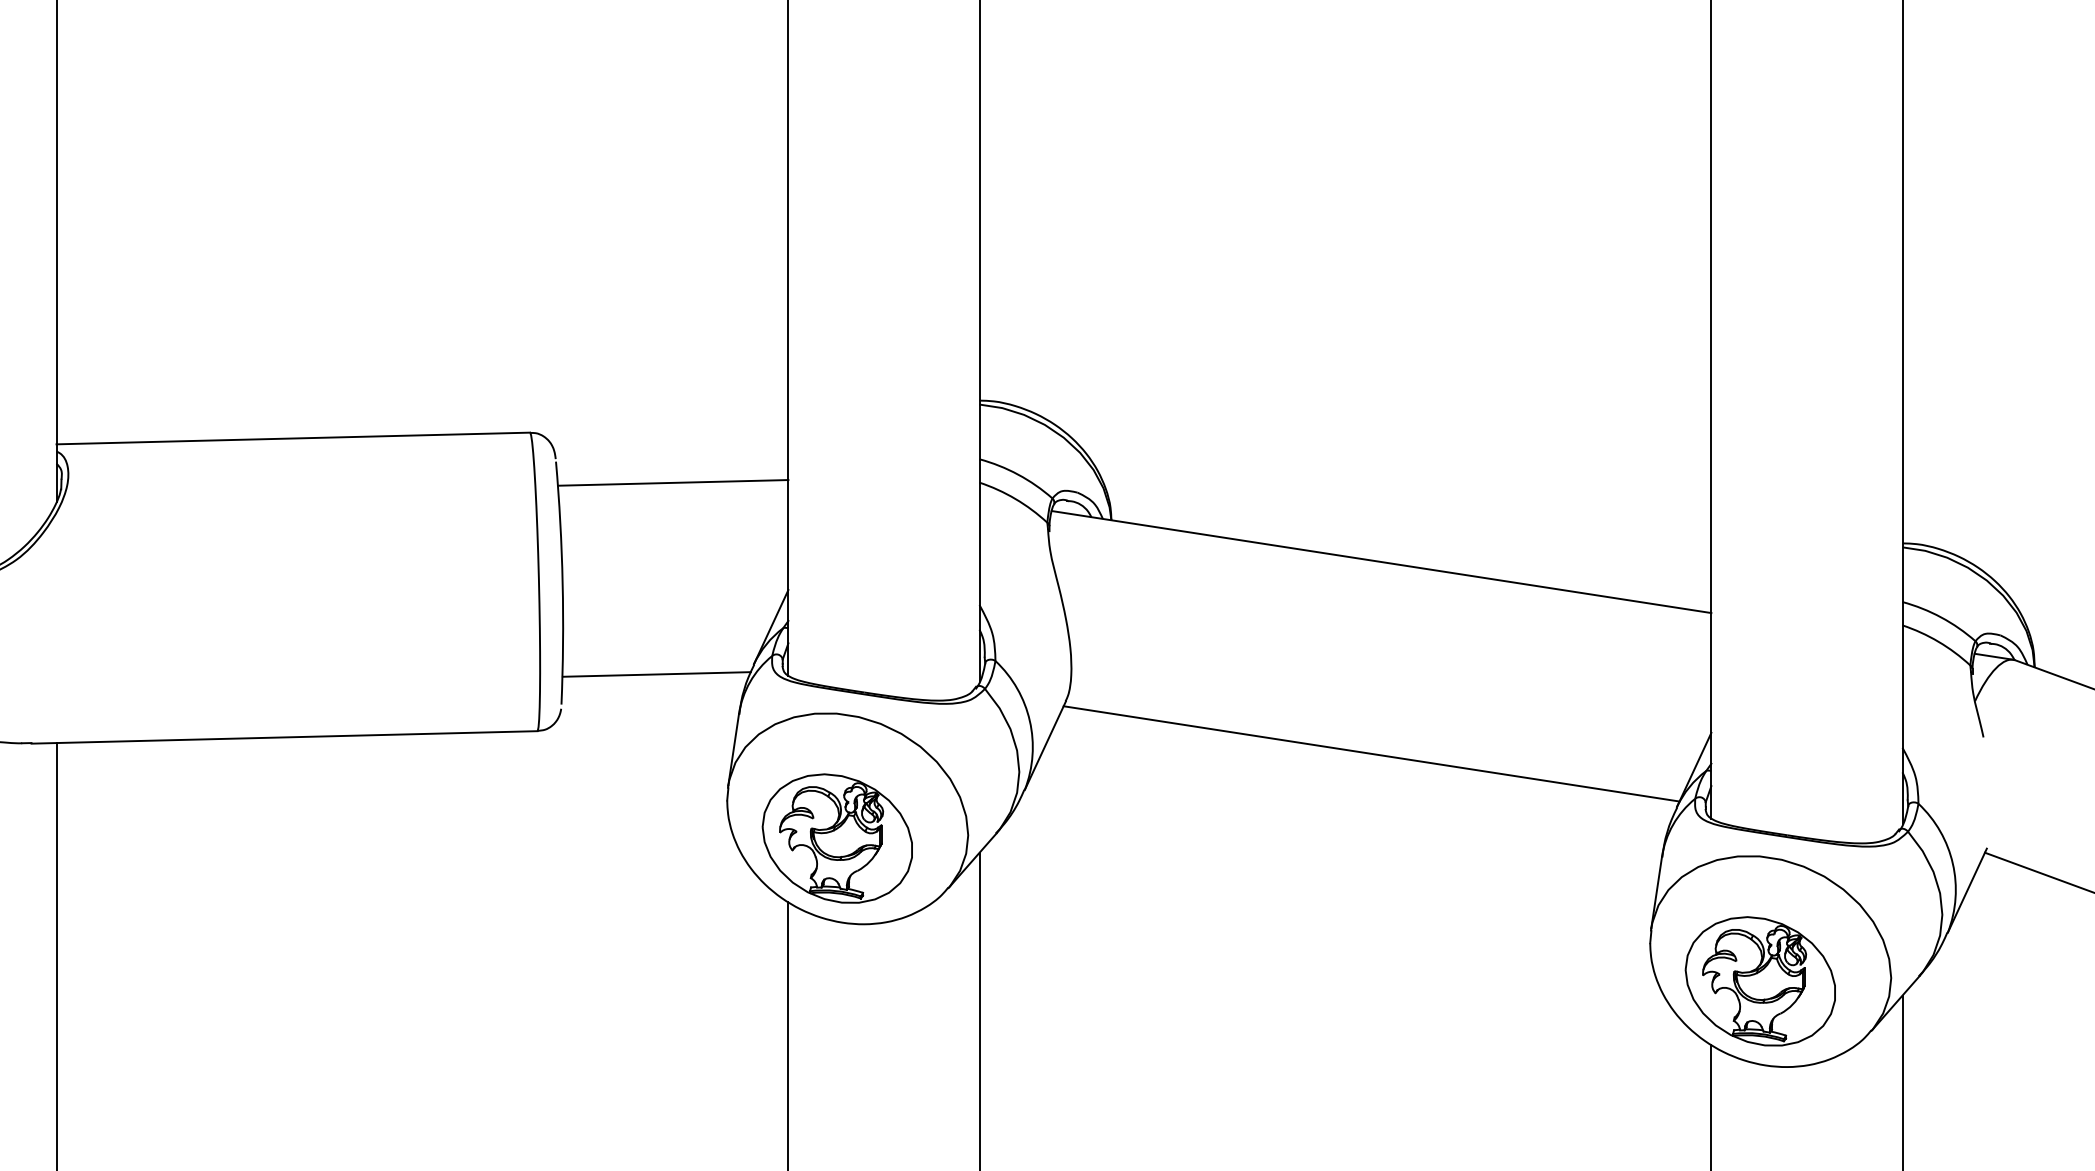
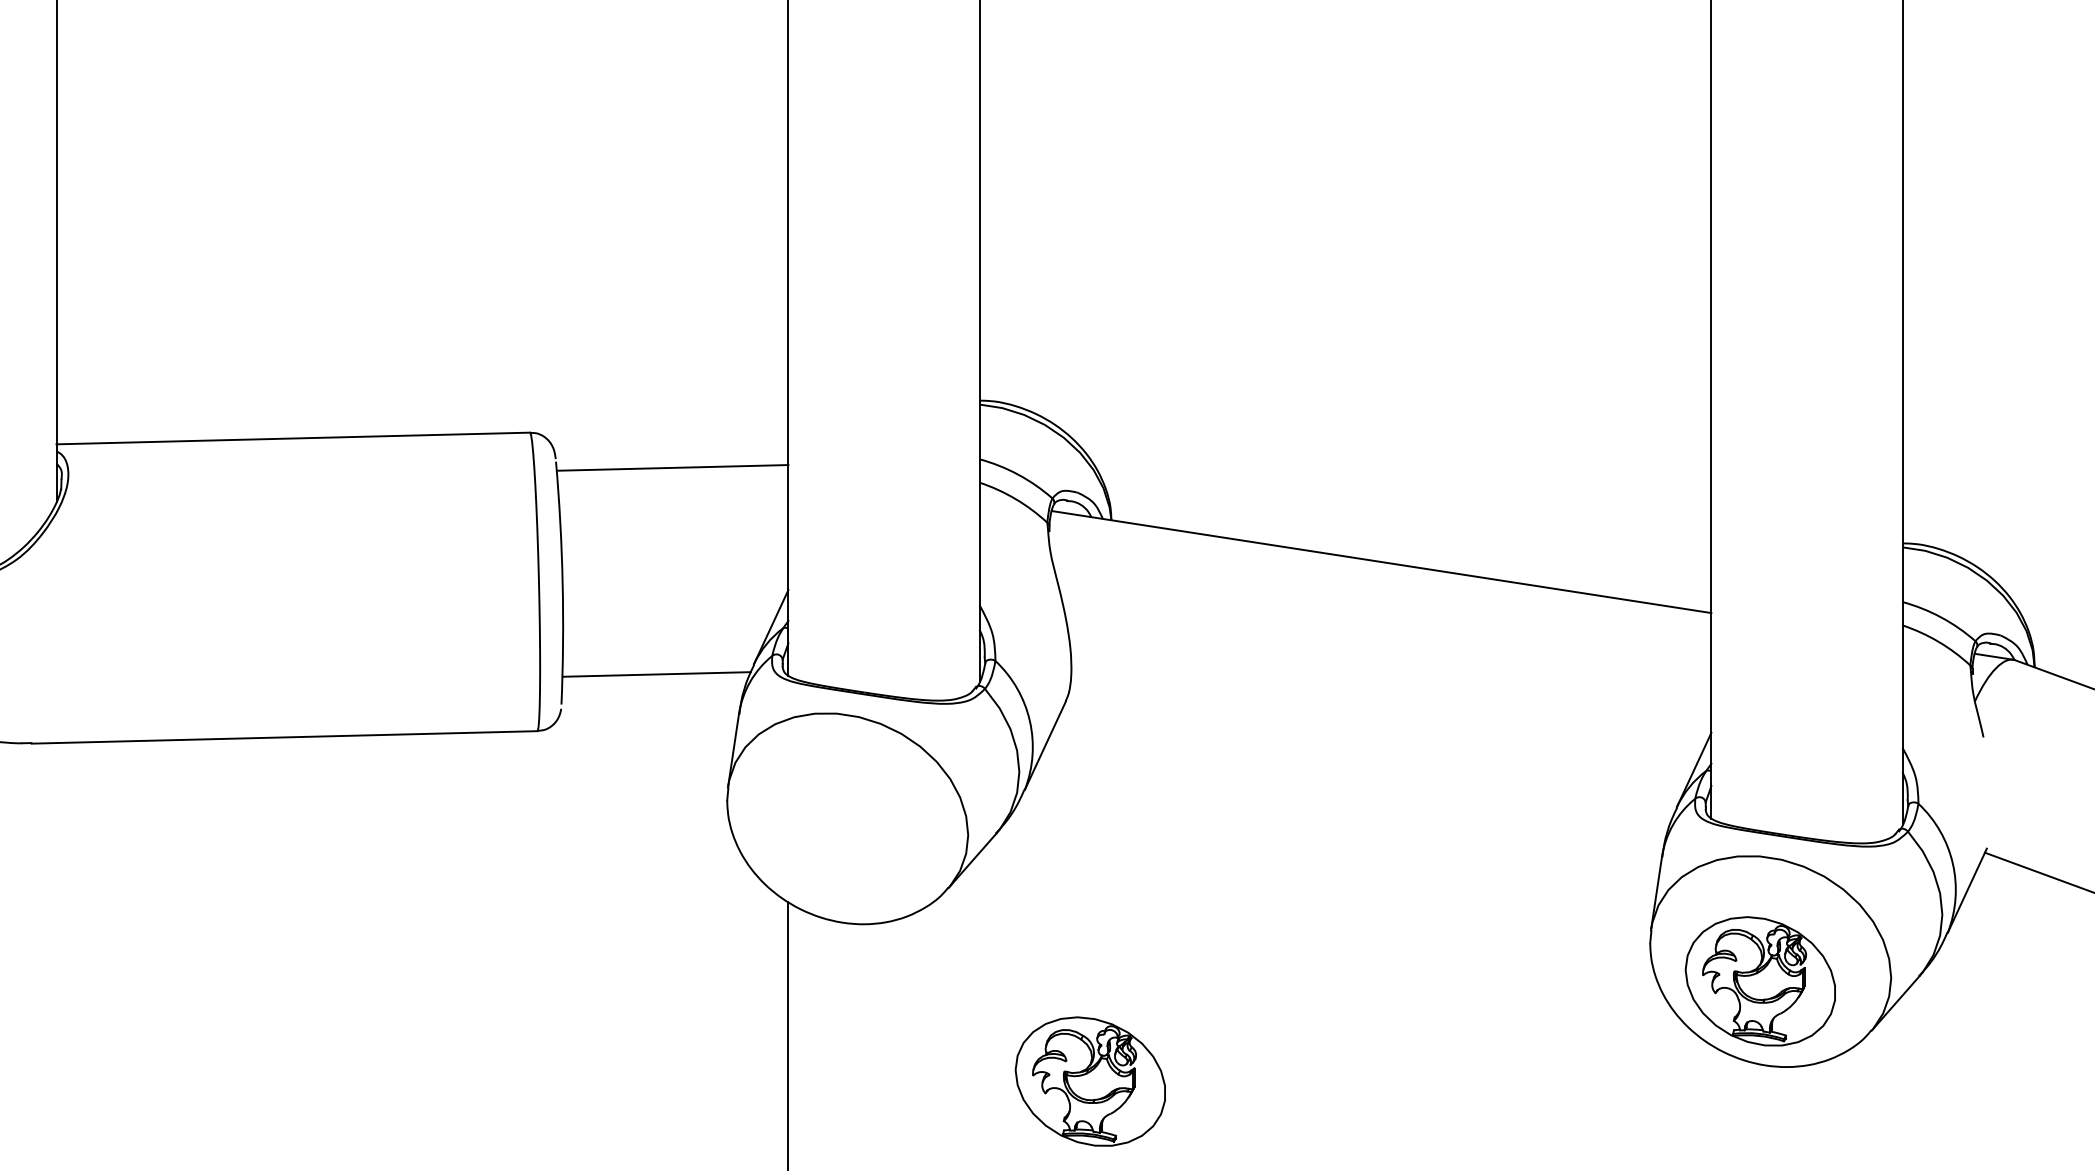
line position: (673, 482) -> (673, 467) (673, 467)
line: present -> none (1371, 753)
part position: (836, 838) -> (1089, 1081) (1089, 1081)
line: present -> none (56, 955)
line: present -> none (979, 1009)
line: present -> none (1902, 1081)
line: present -> none (1711, 1105)
